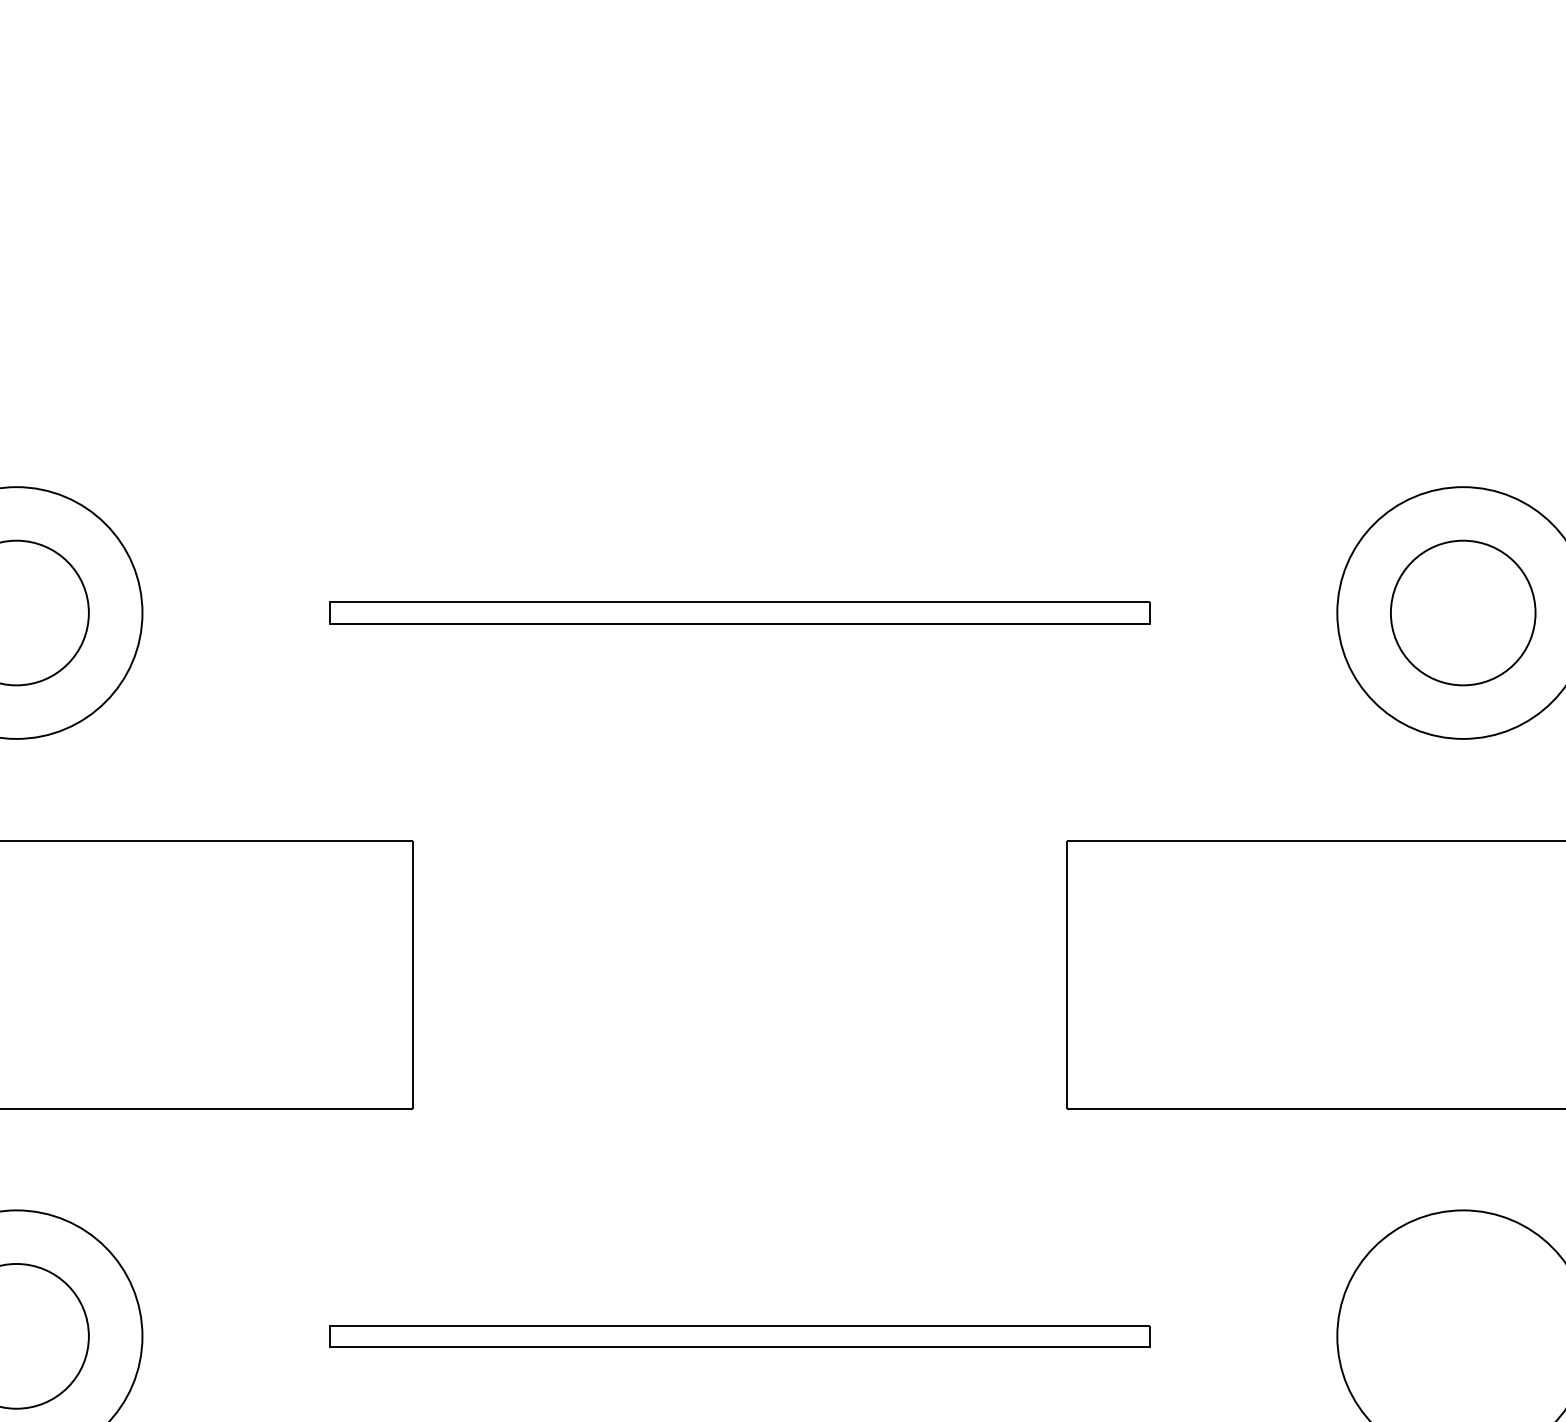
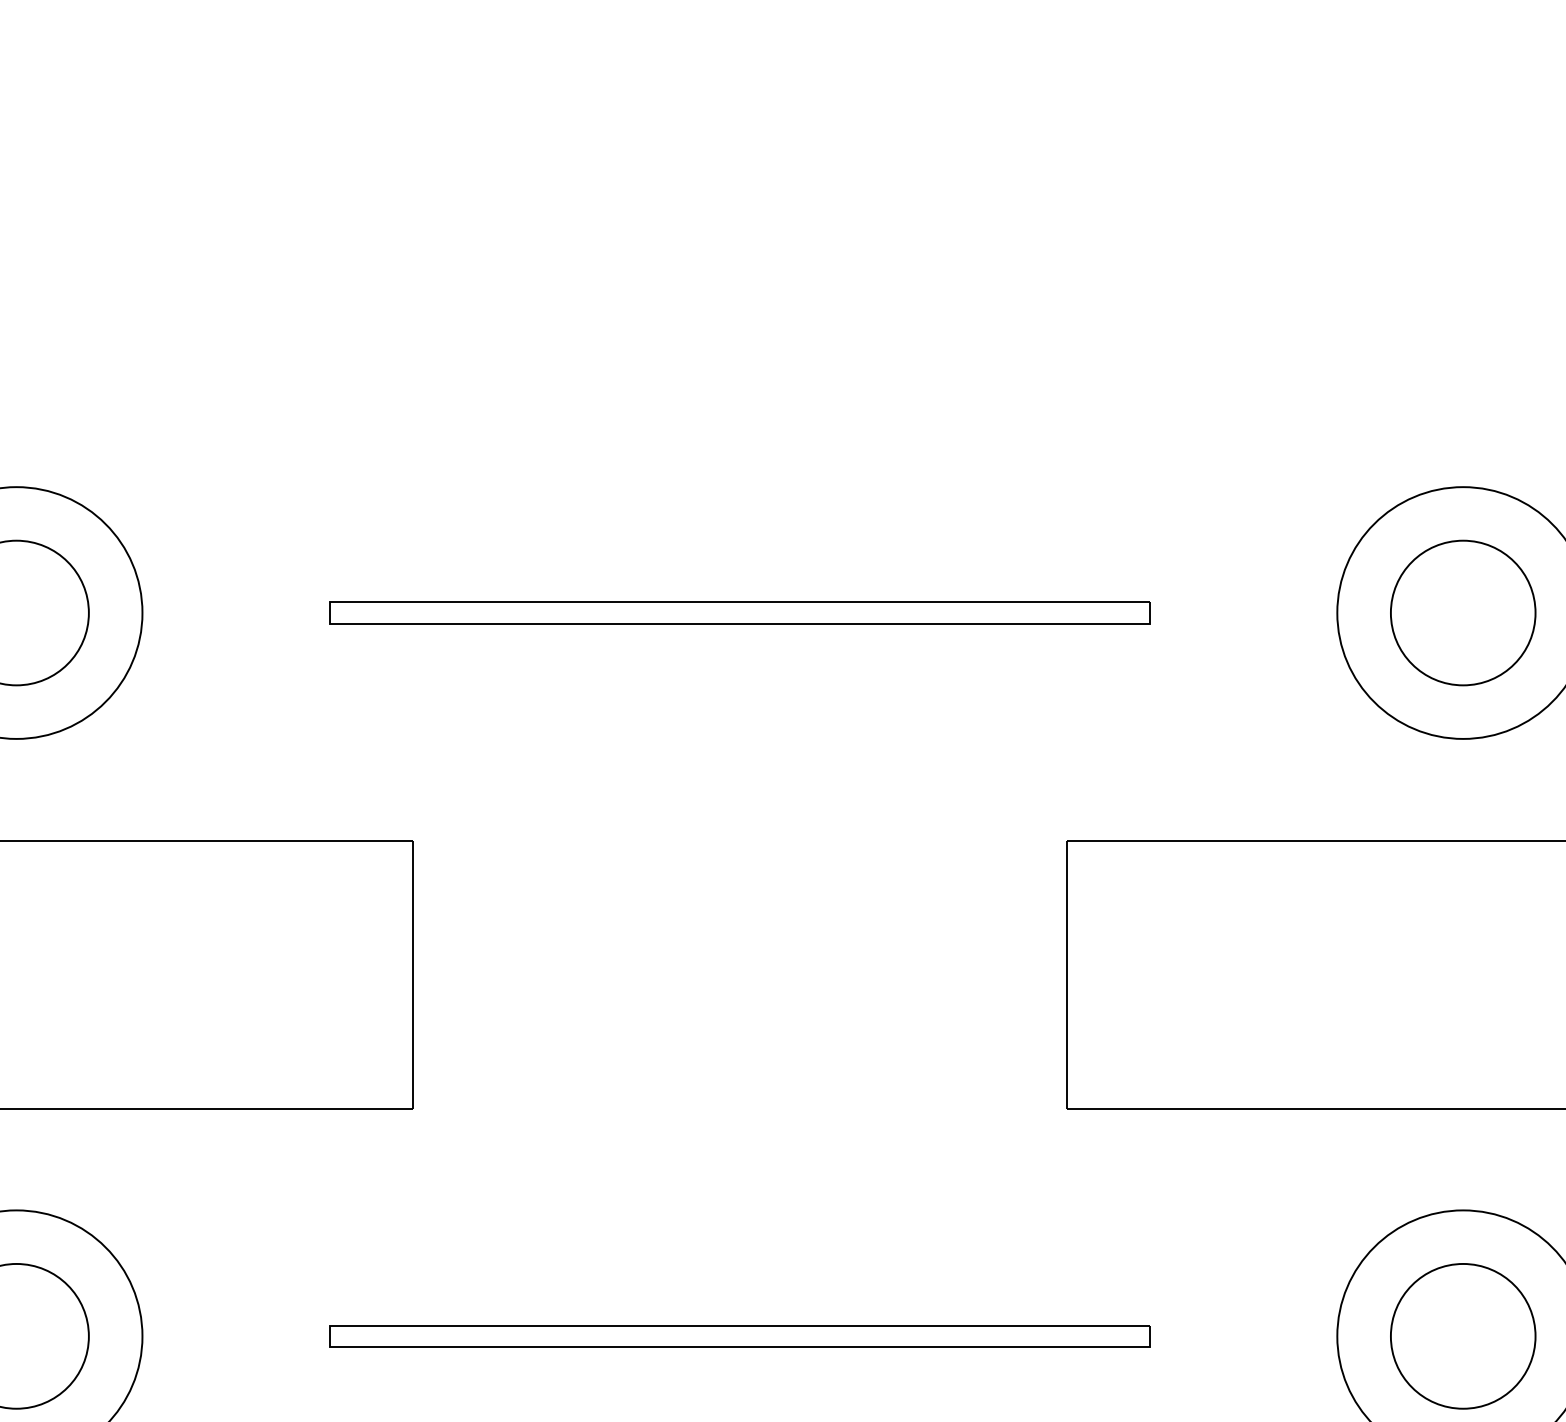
part: none -> present (1463, 1336)
